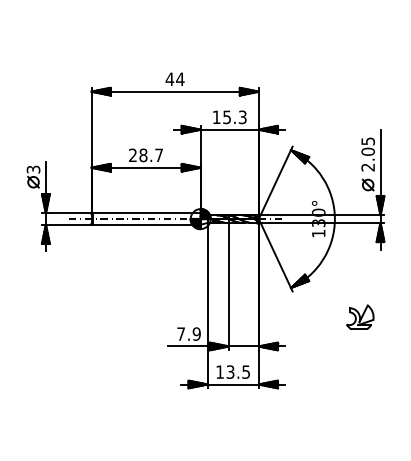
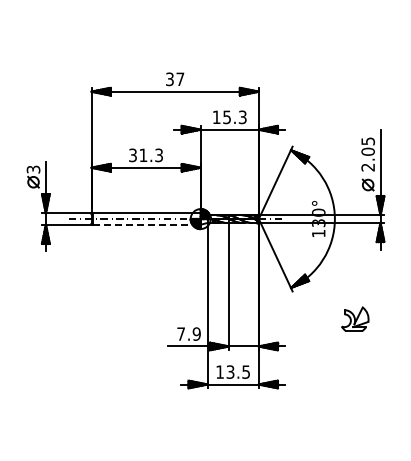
text: 44 -> 37 (174, 79)
text: 28.7 -> 31.3 (145, 155)
line: solid -> dashed (146, 224)
part position: (360, 316) -> (355, 318) (355, 318)
